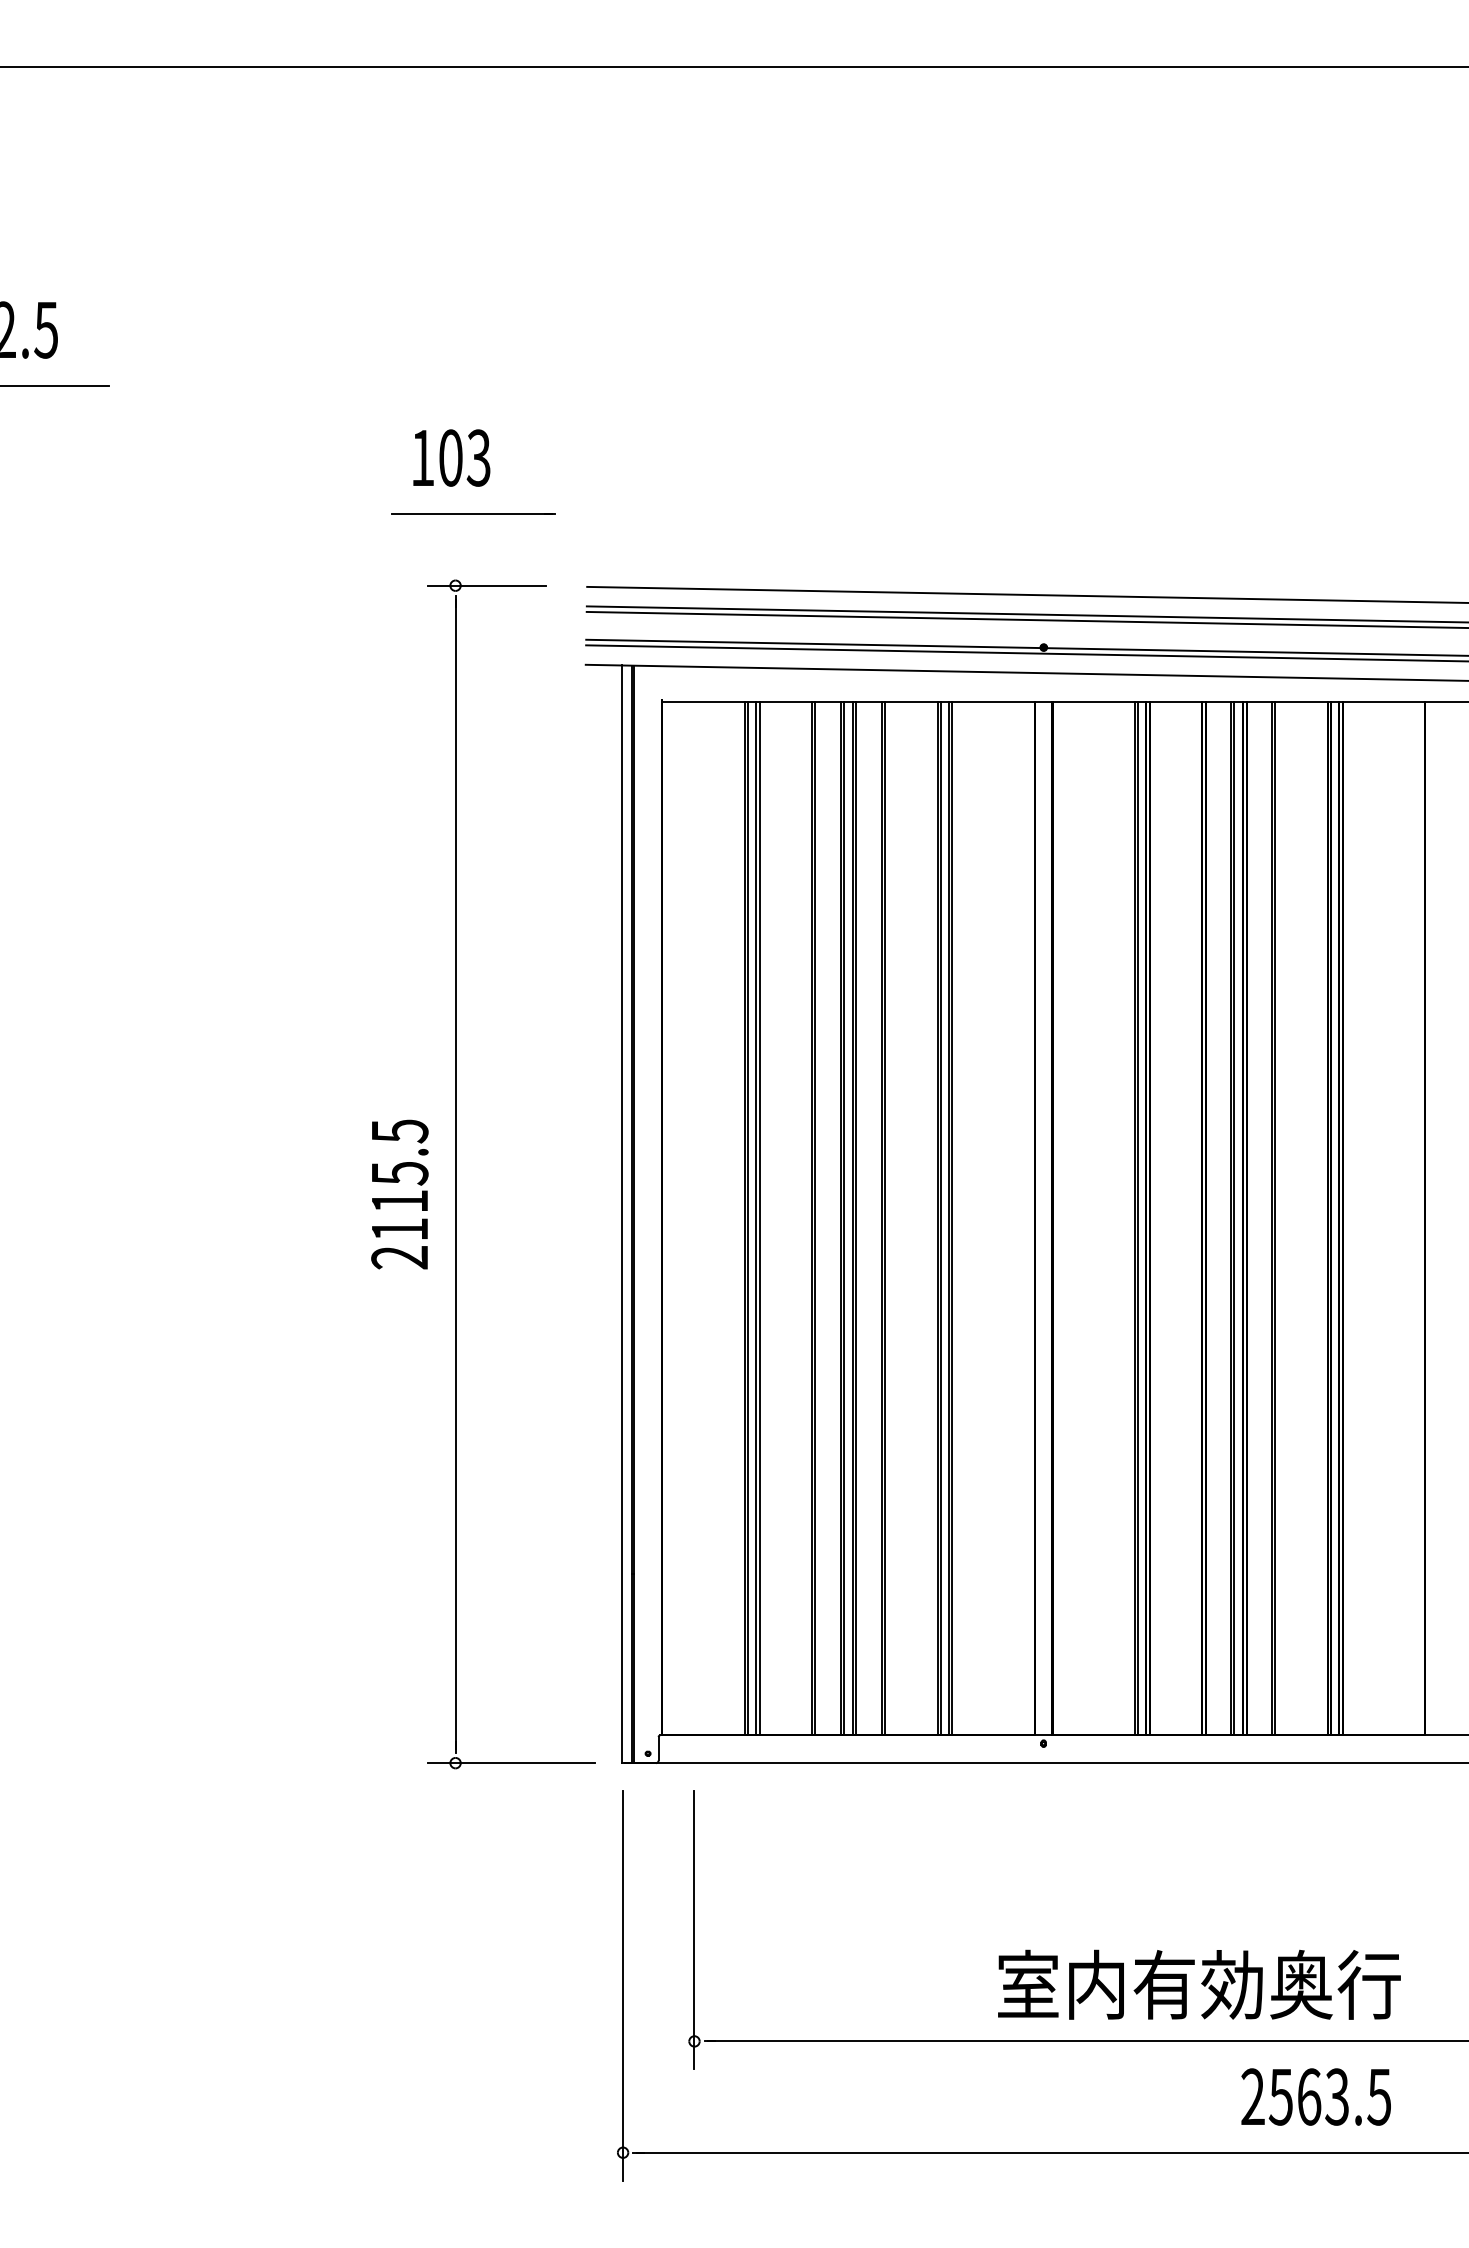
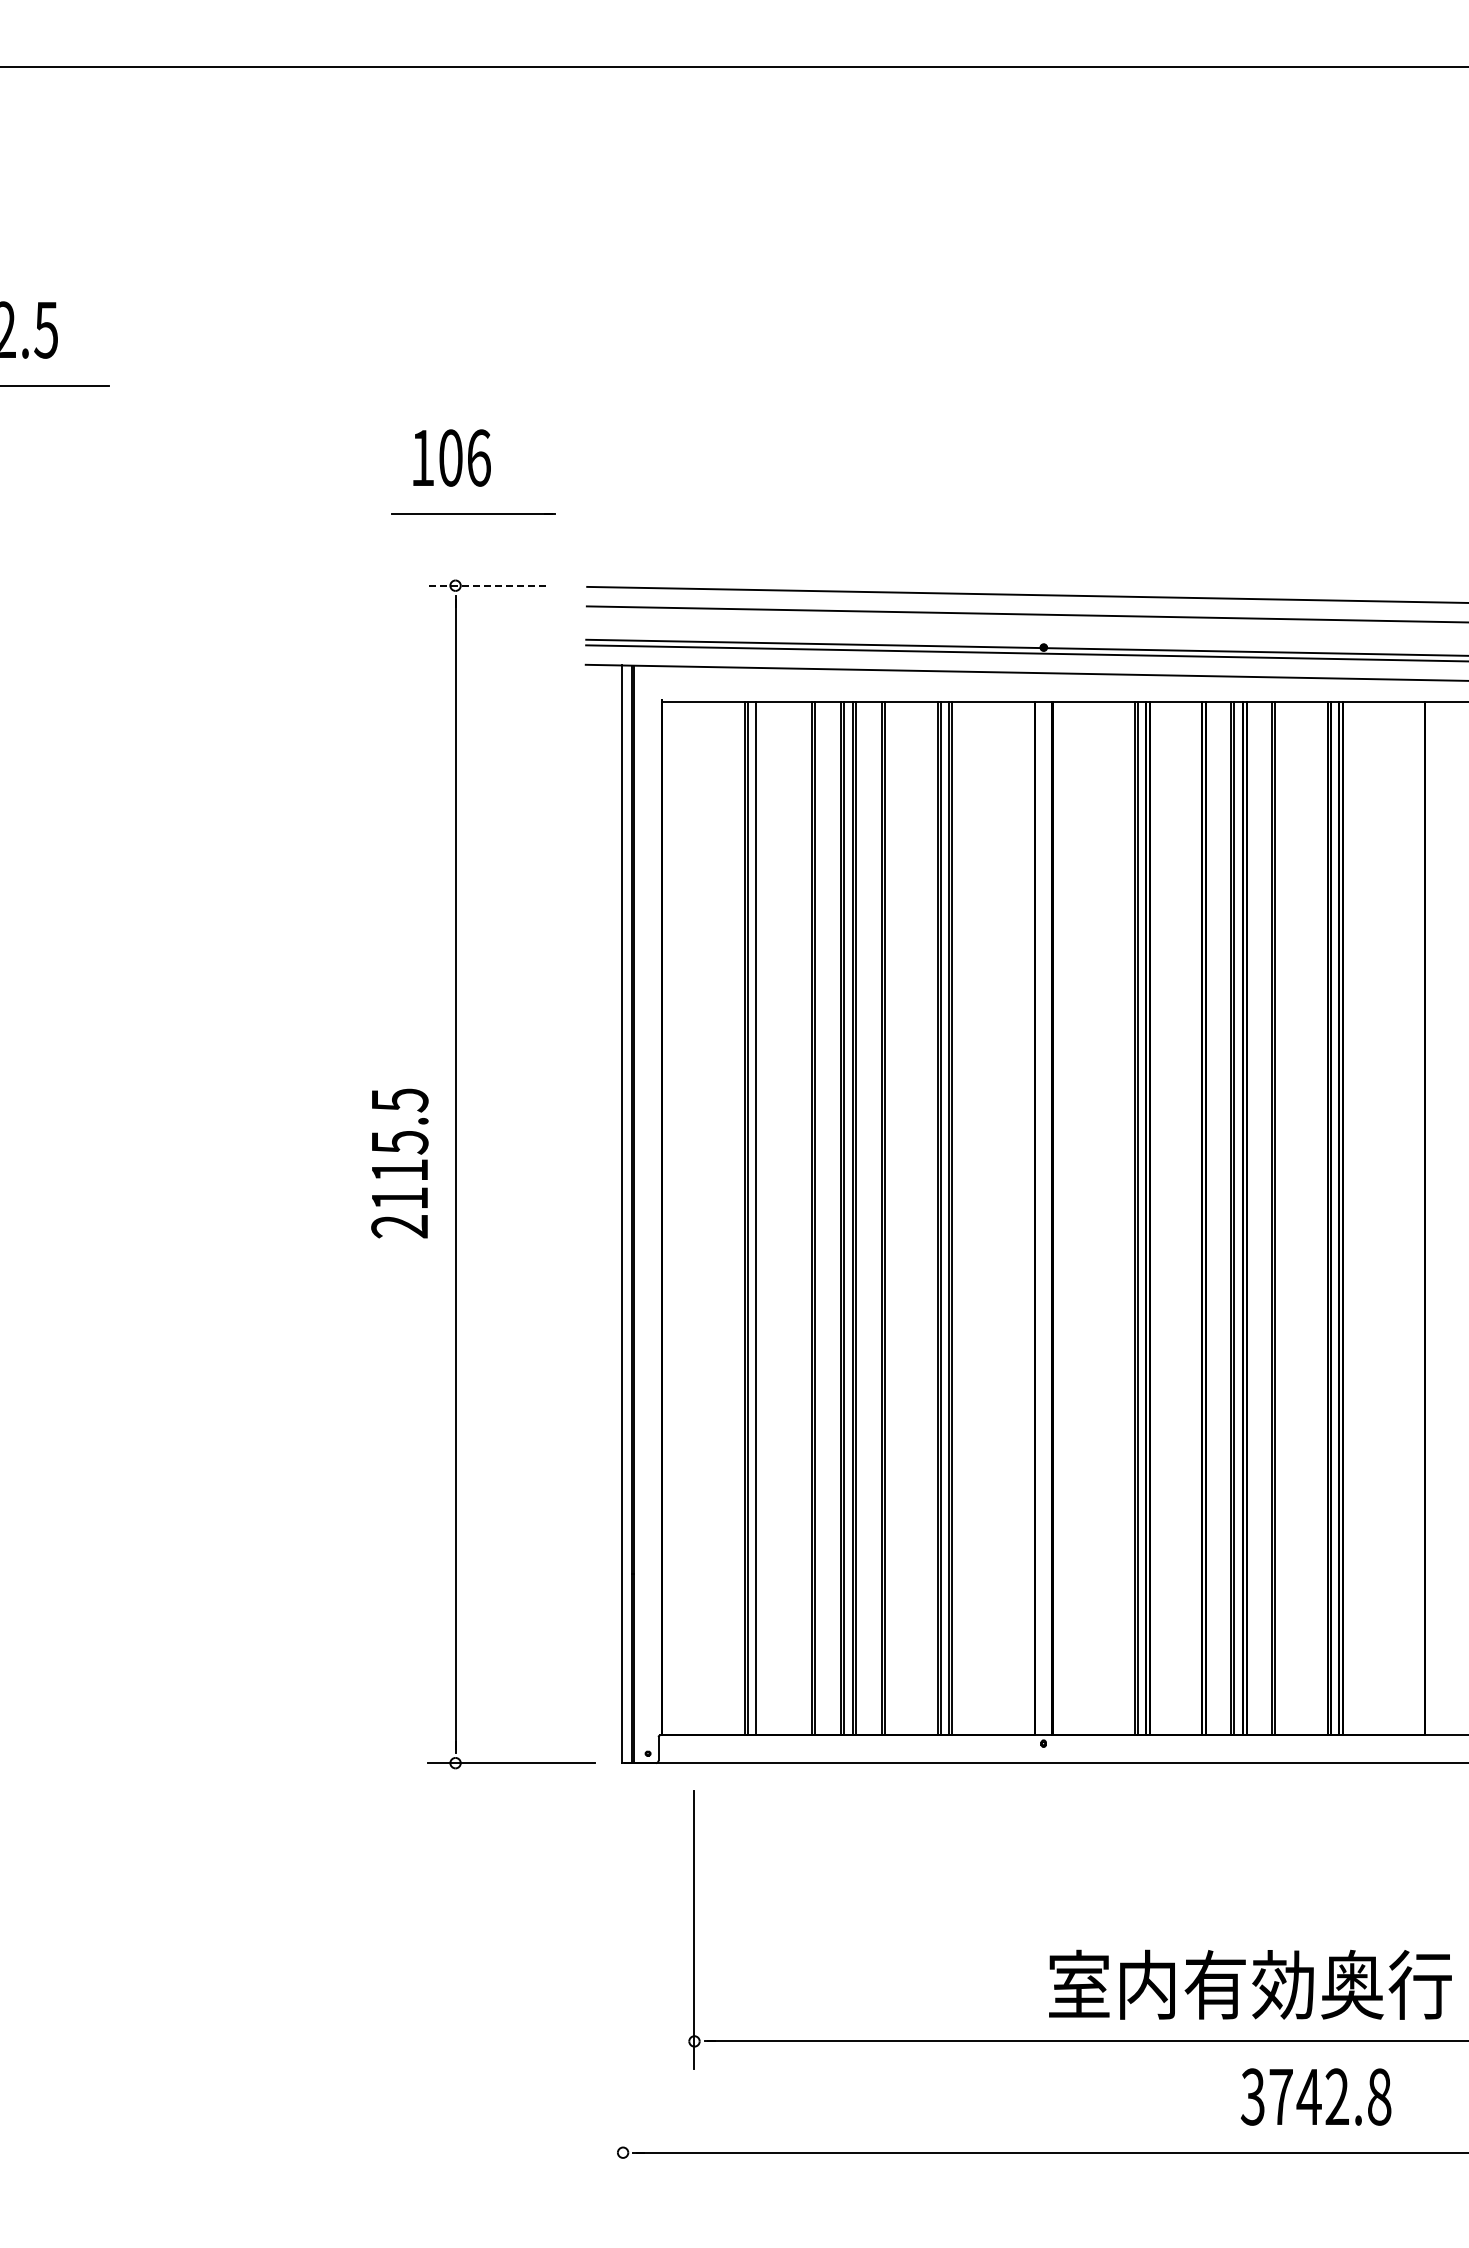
text: 103 -> 106 (478, 457)
line: solid -> dashed (486, 585)
line: present -> none (1025, 619)
text position: (399, 1194) -> (399, 1163) (399, 1163)
line: present -> none (759, 1217)
text position: (1199, 1984) -> (1250, 1984) (1250, 1984)
line: present -> none (623, 1985)
text: 2563.5 -> 3742.8 (1315, 2096)
